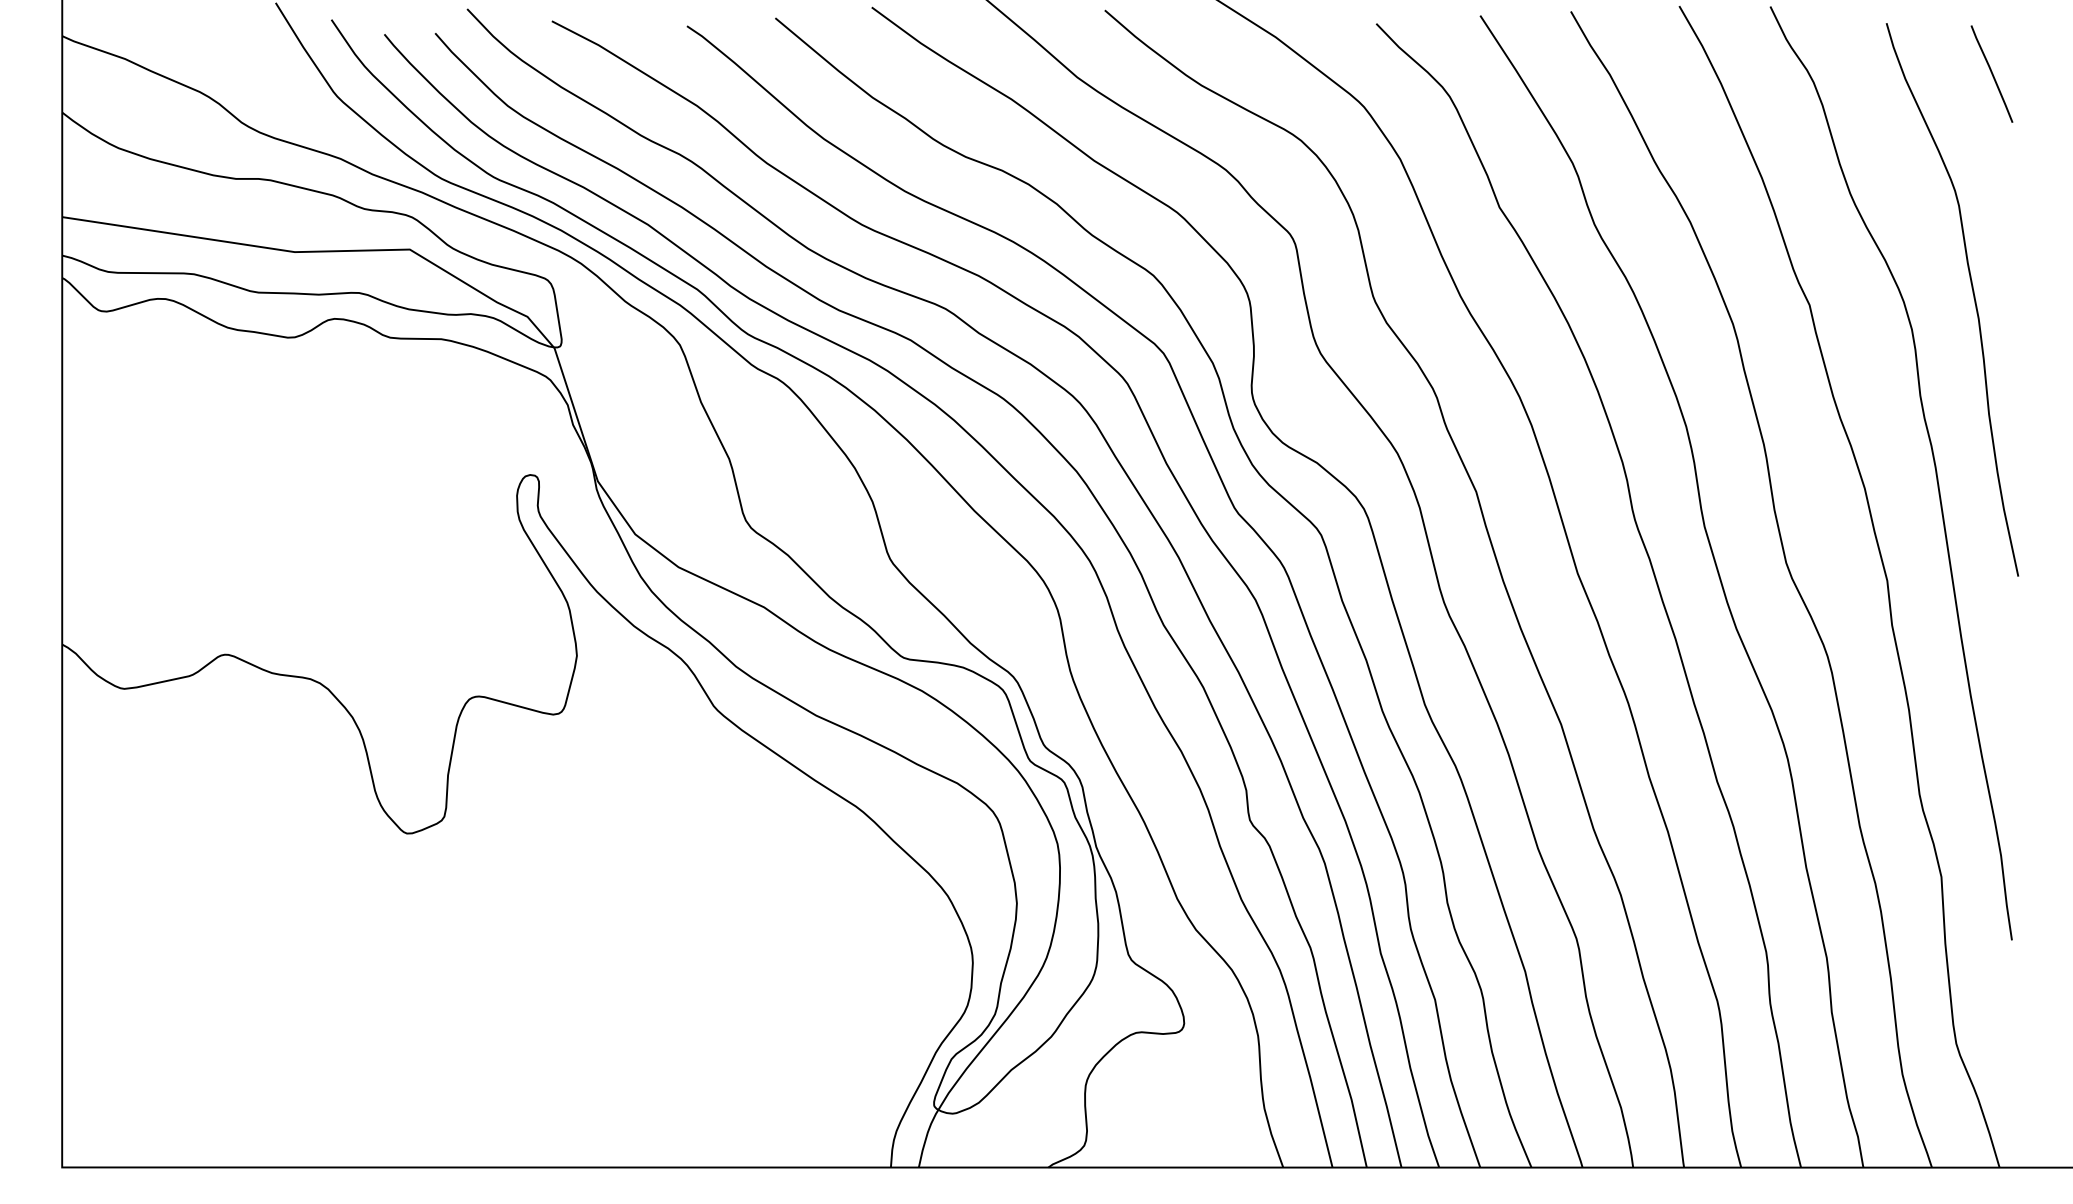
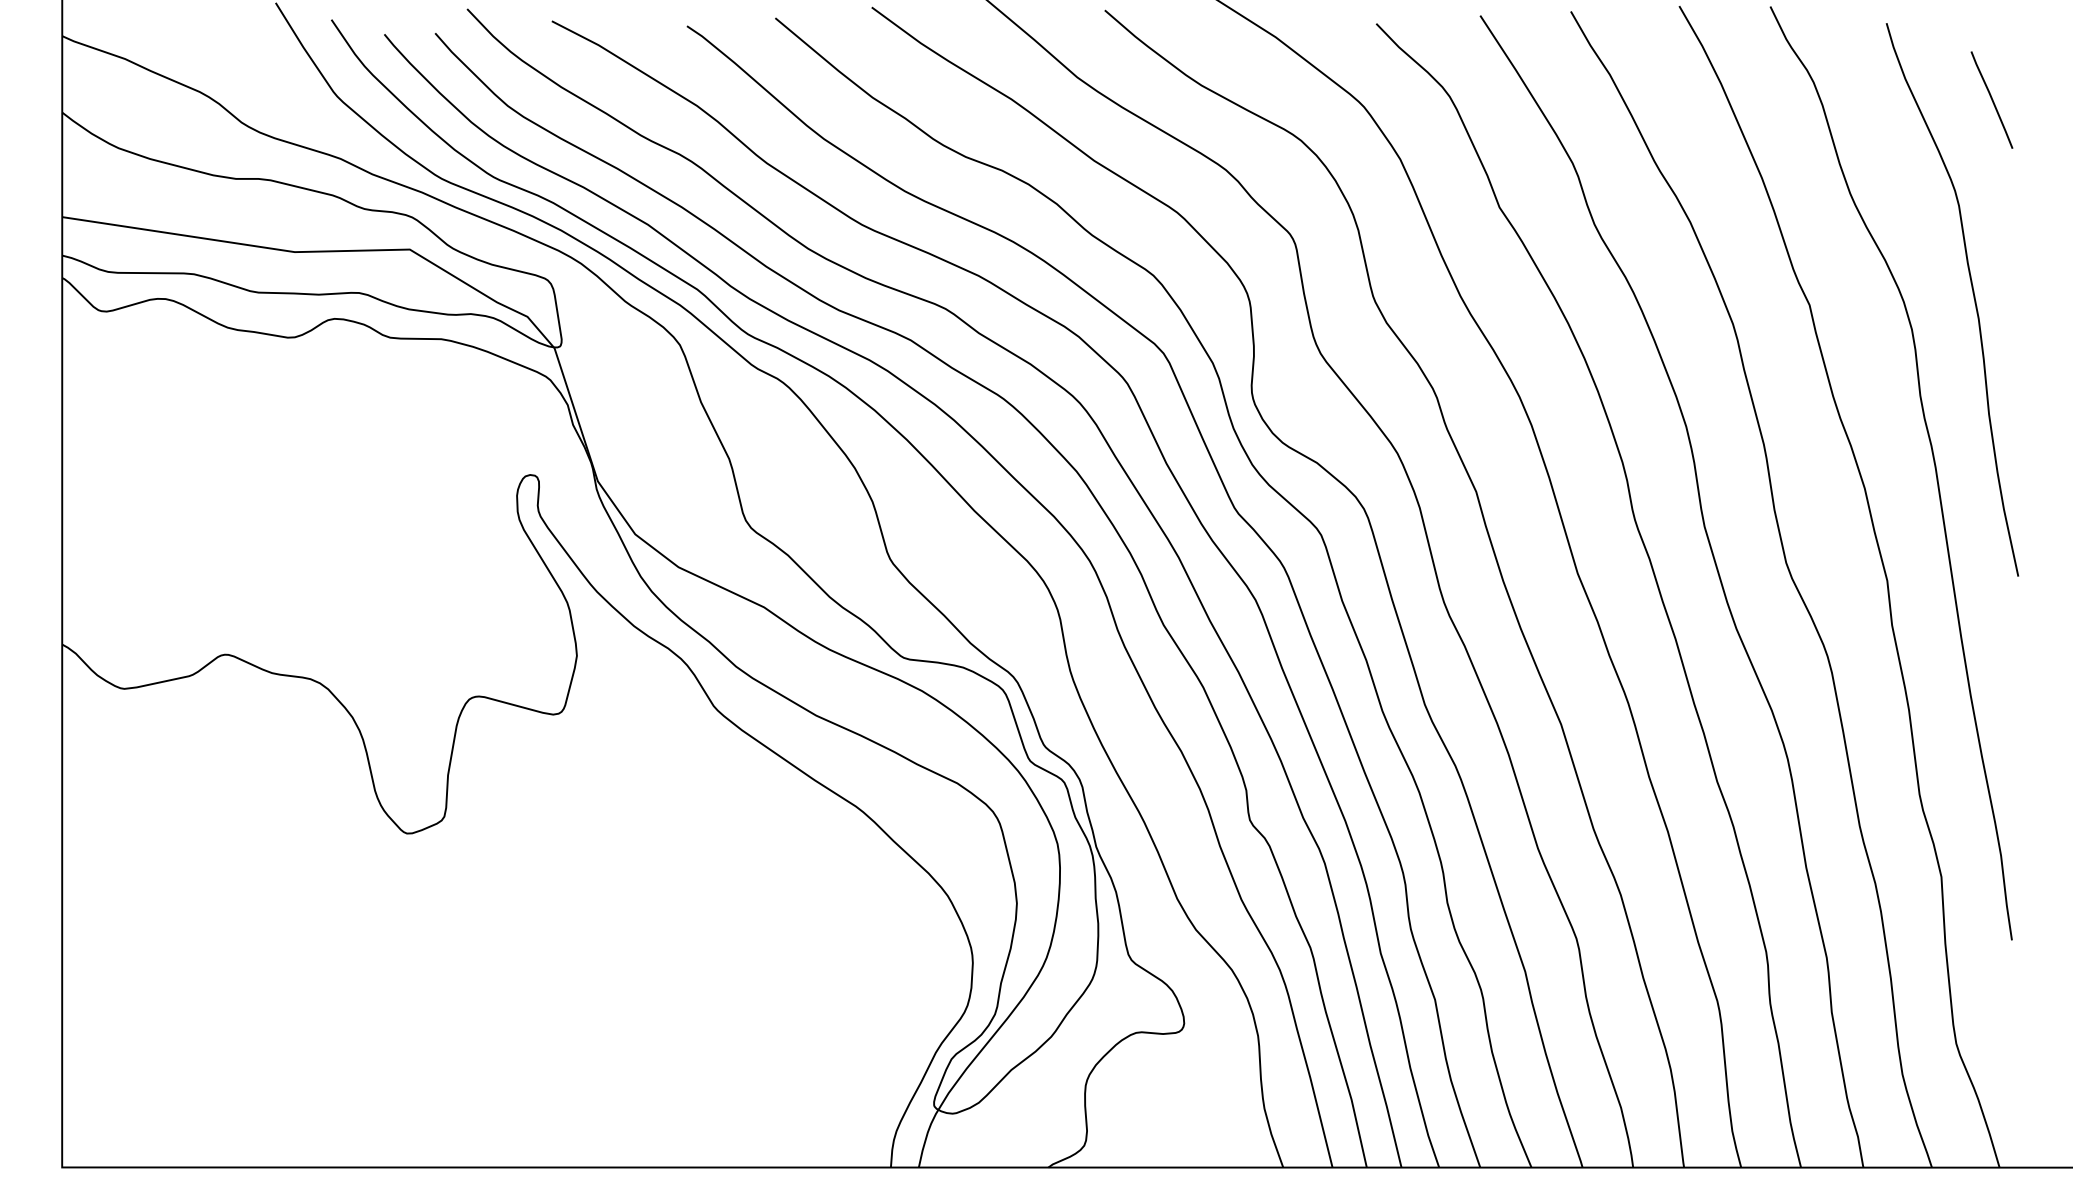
line position: (1991, 73) -> (1991, 99) (1991, 99)
